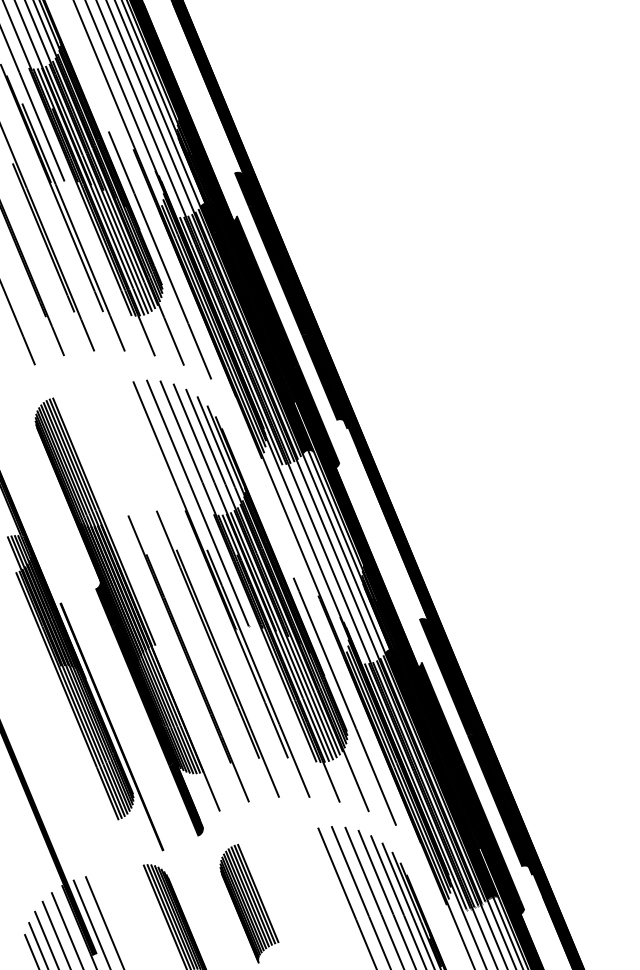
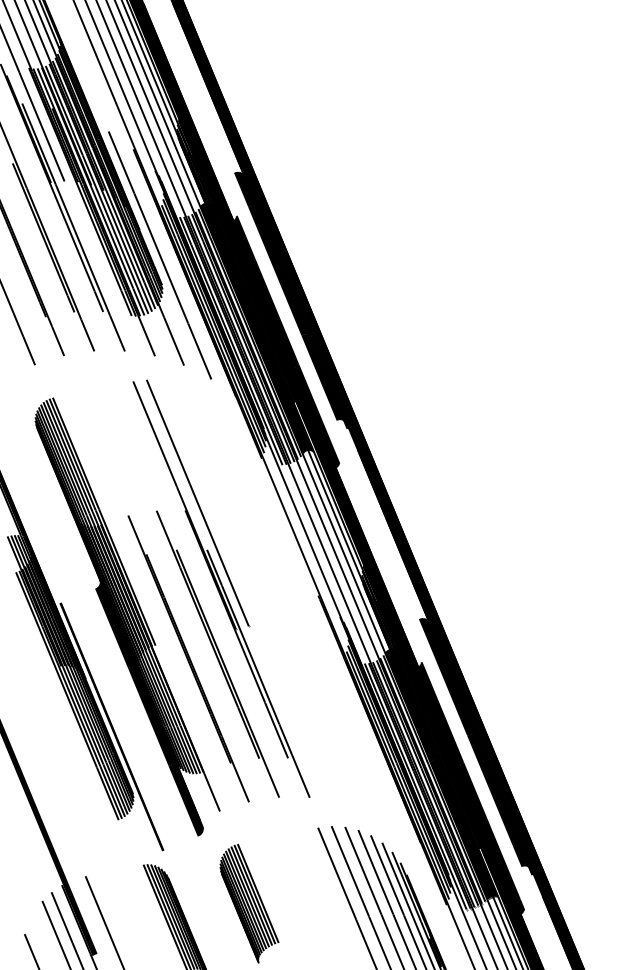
part: present -> none (277, 602)
line: present -> none (91, 922)
line: present -> none (45, 938)
line: present -> none (37, 944)
